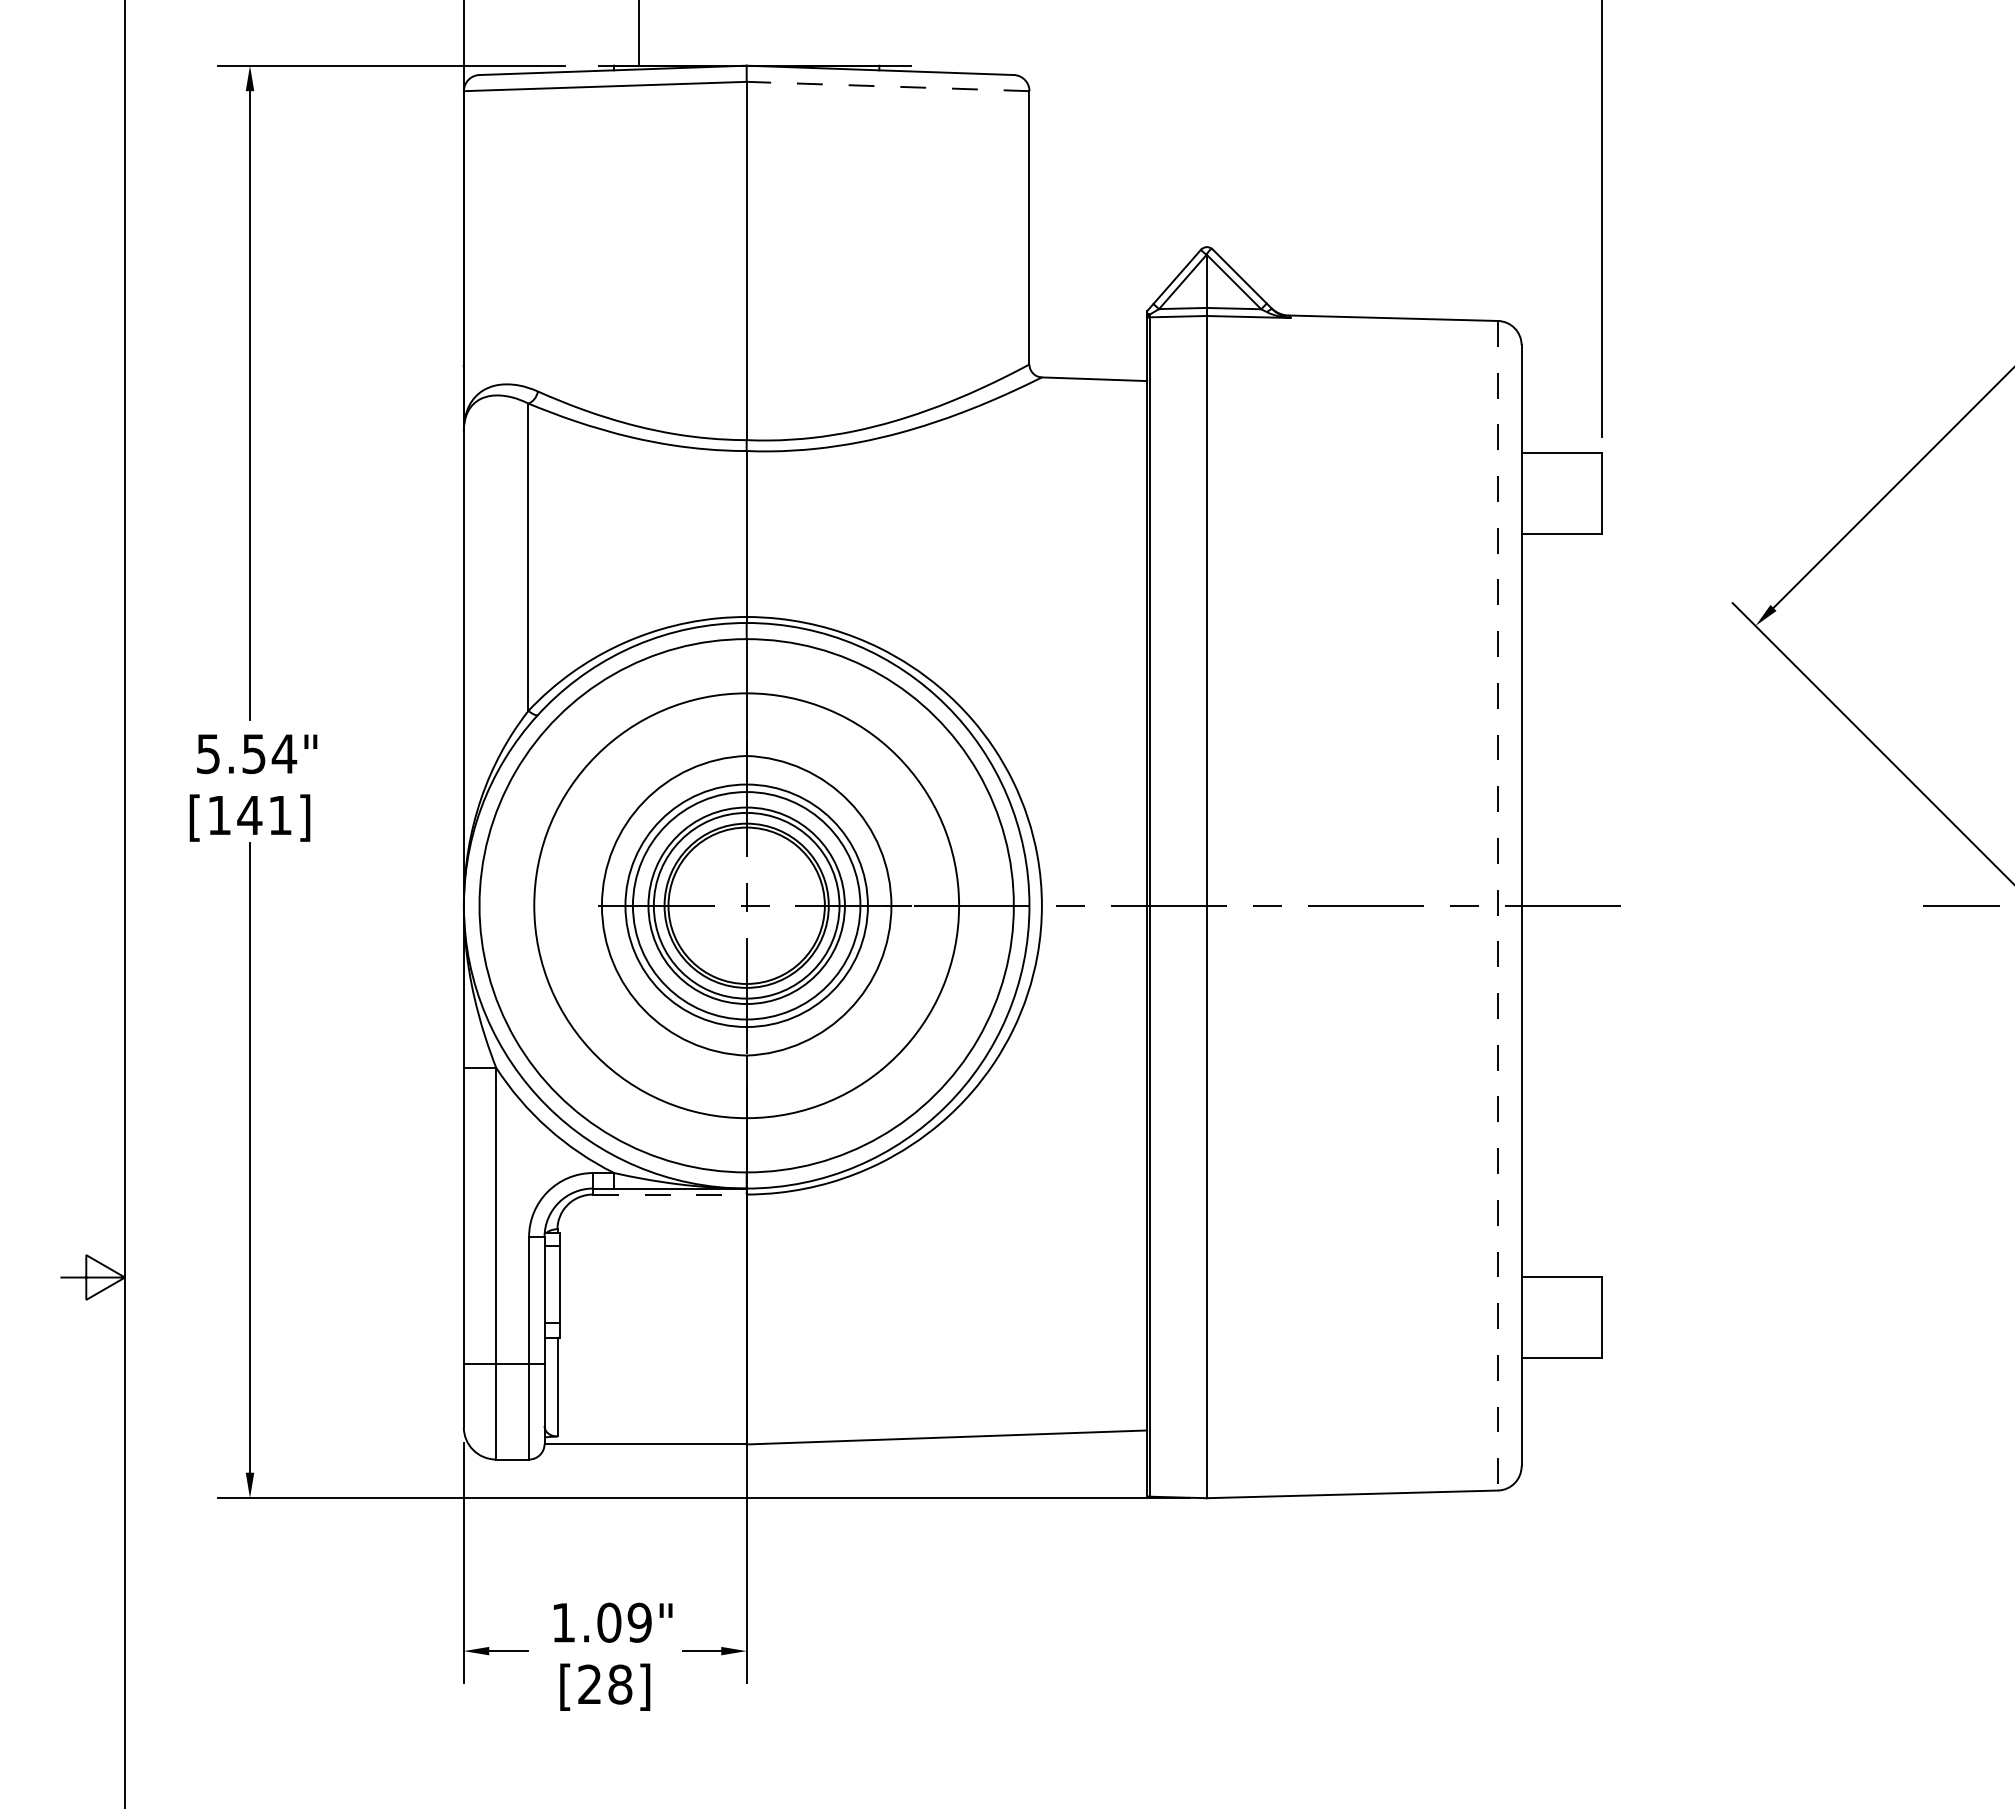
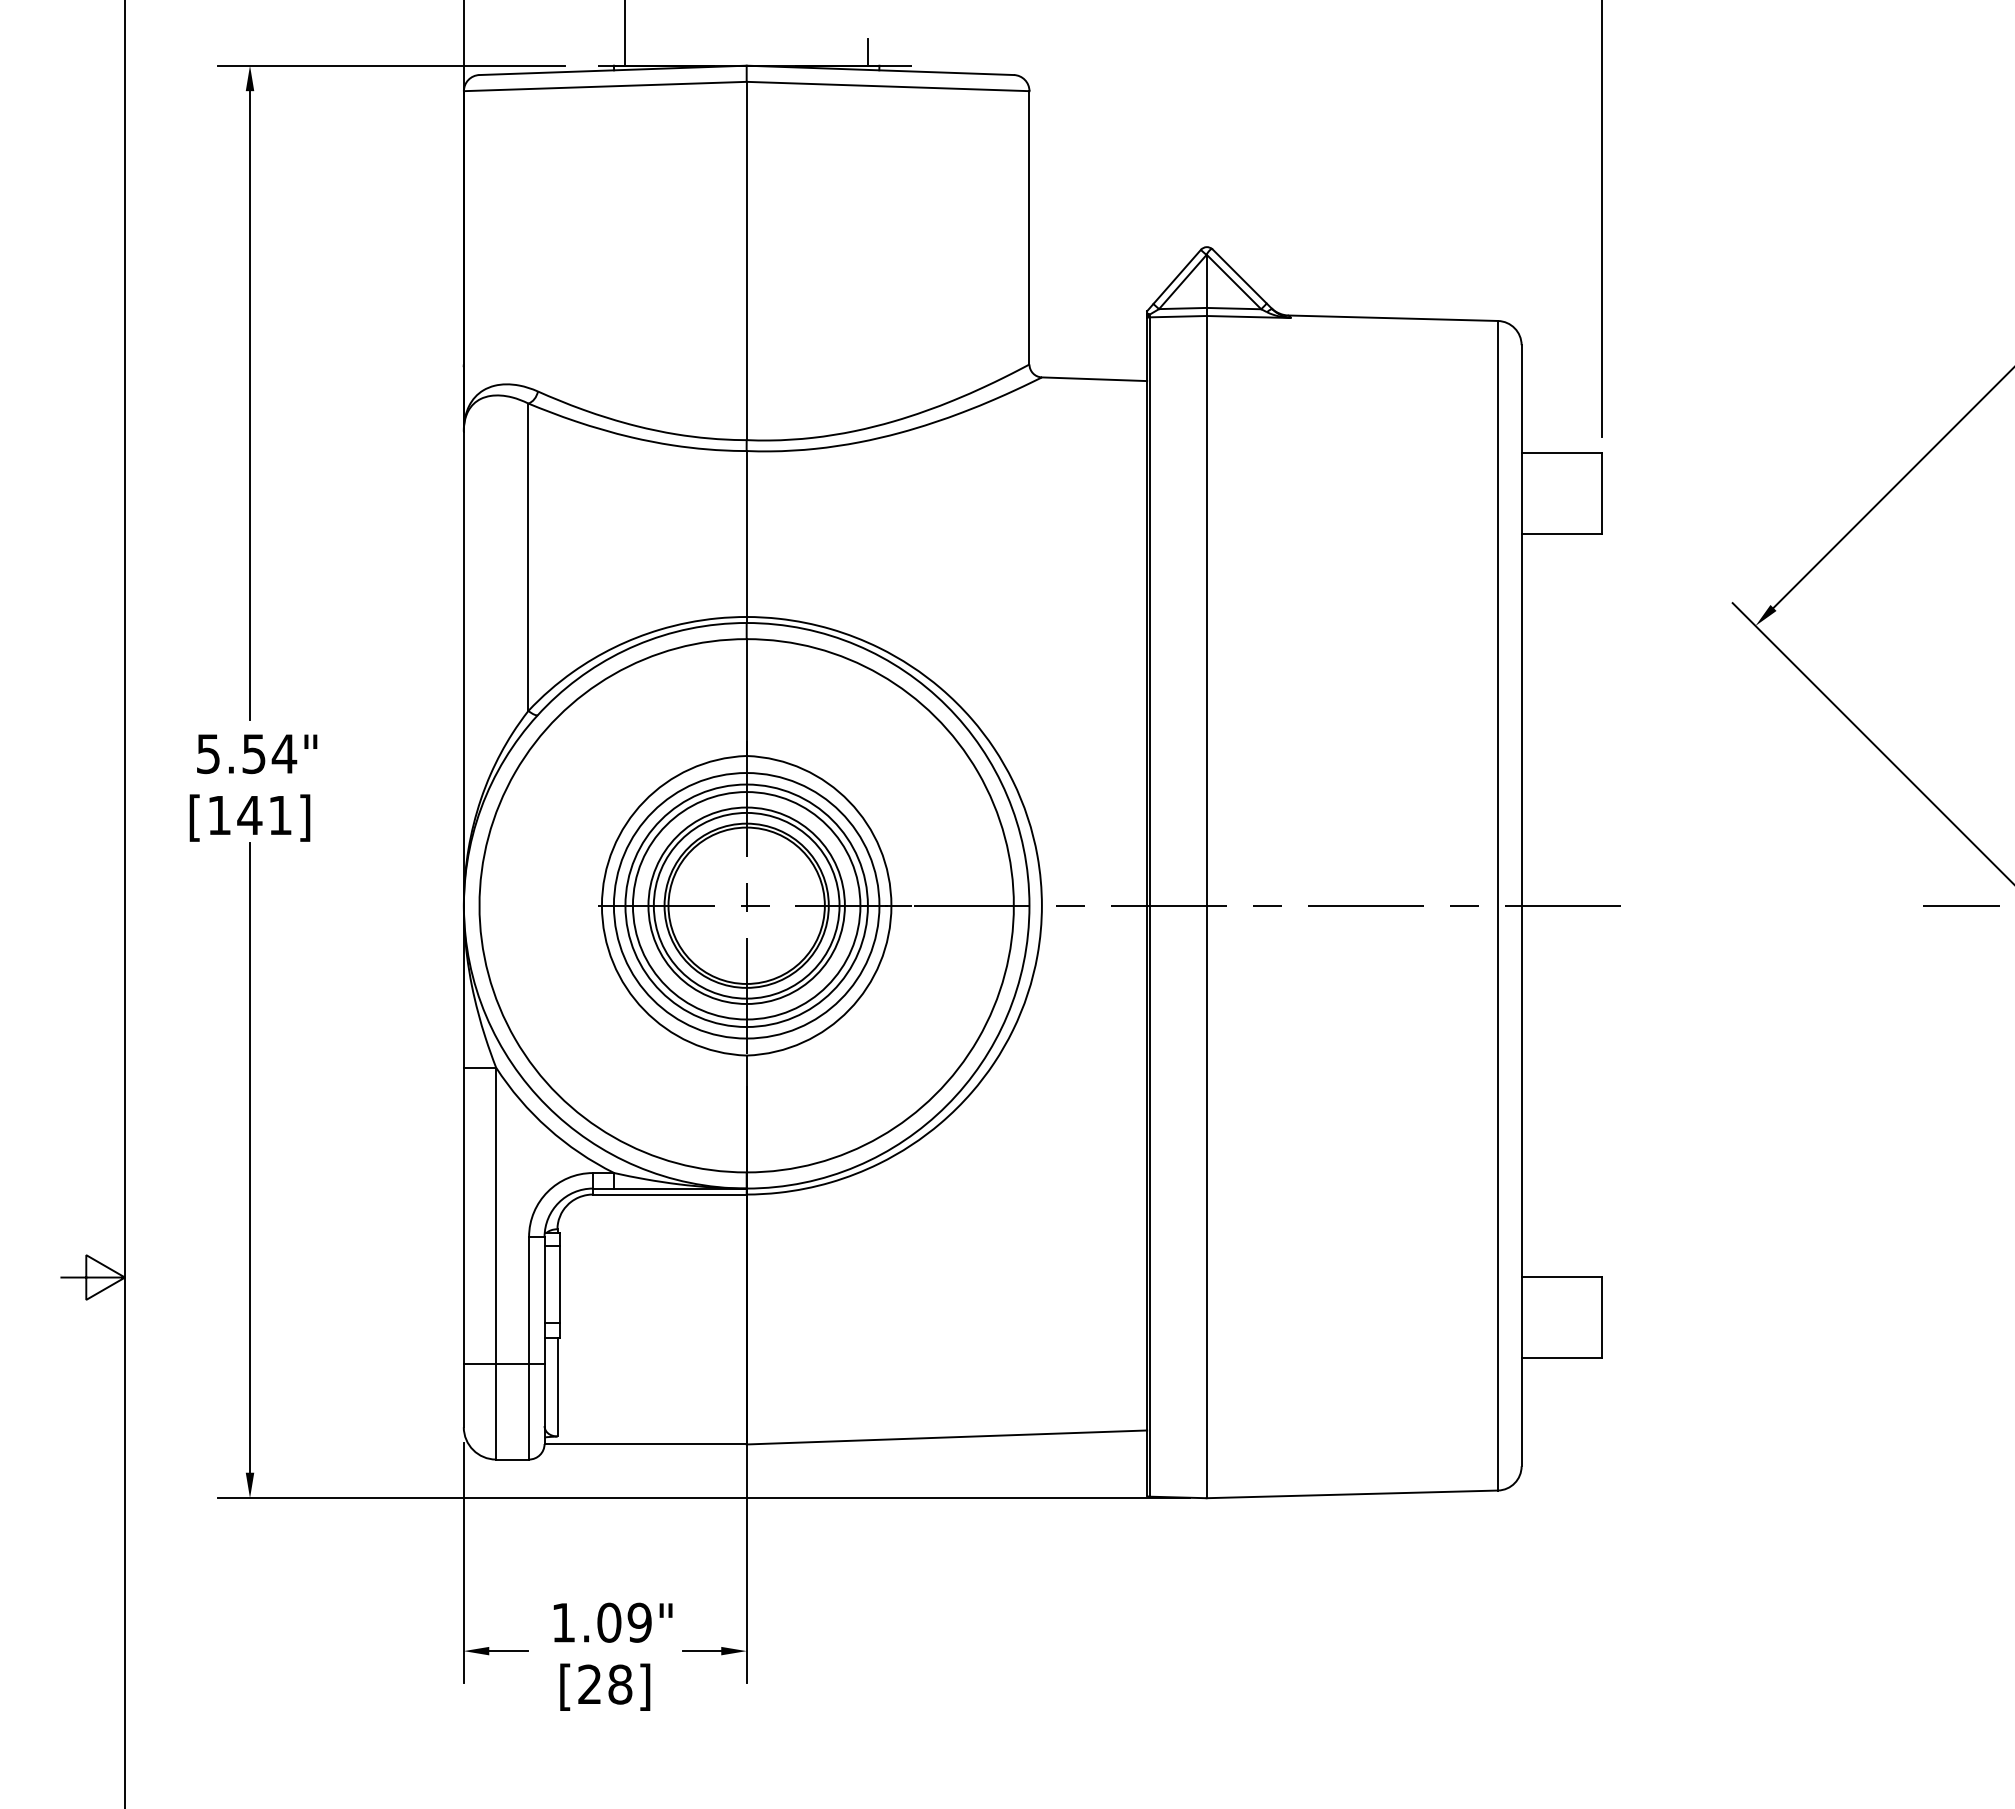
line position: (639, 33) -> (625, 33) (625, 33)
line: none -> present (867, 51)
line: dashed -> solid (887, 86)
circle diameter: 425 px -> 266 px (746, 905)
line: dashed -> solid (1498, 905)
line: dashed -> solid (669, 1194)
